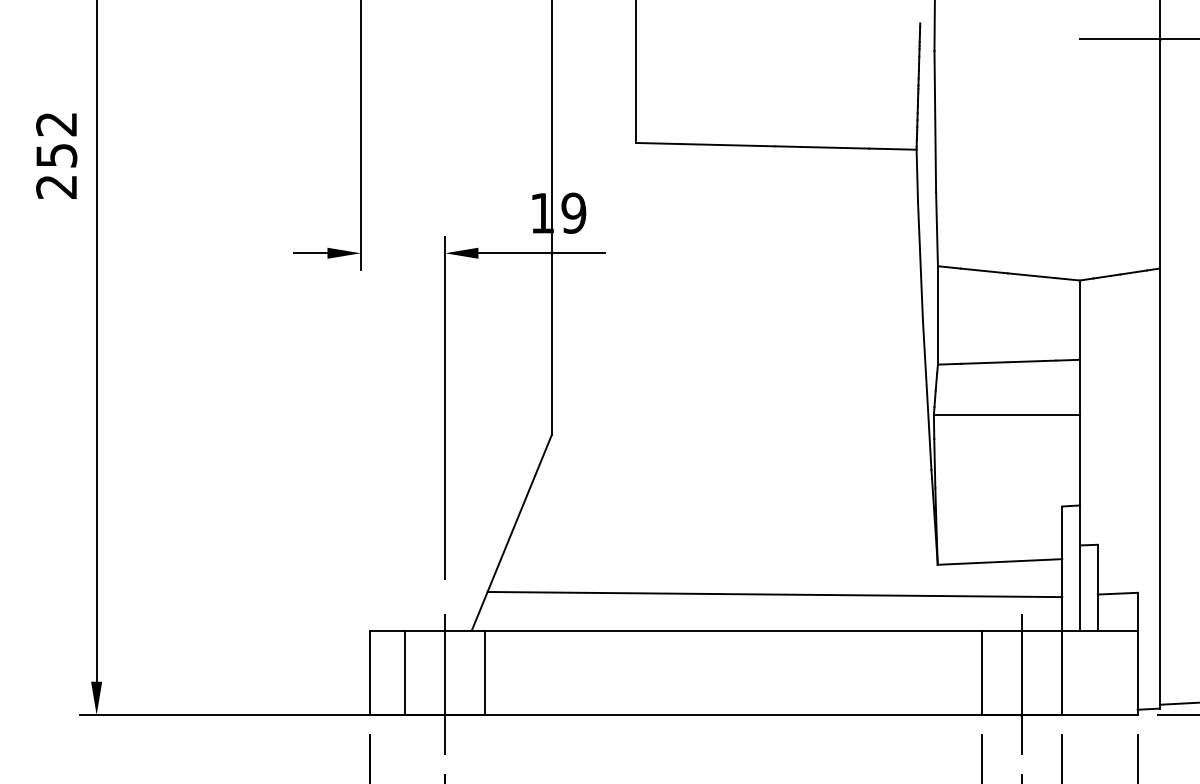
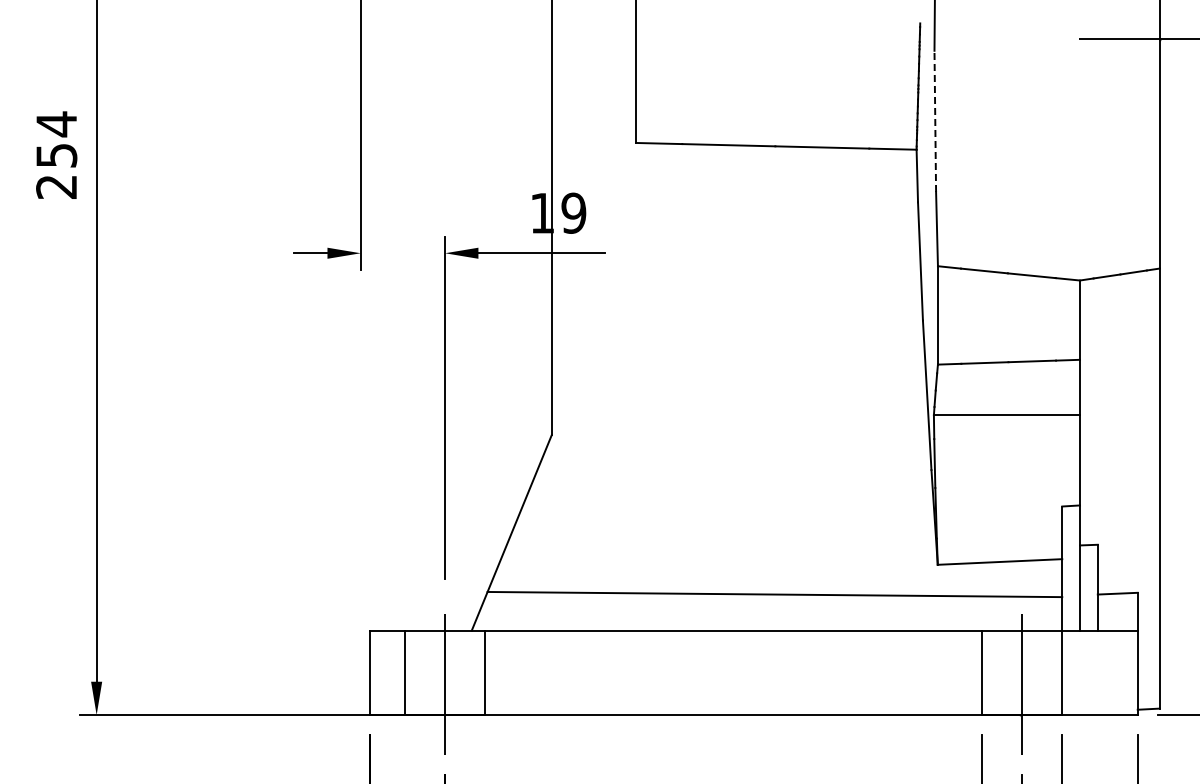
line: solid -> dashed (935, 121)
text: 252 -> 254 (56, 124)
line: present -> none (1177, 703)
